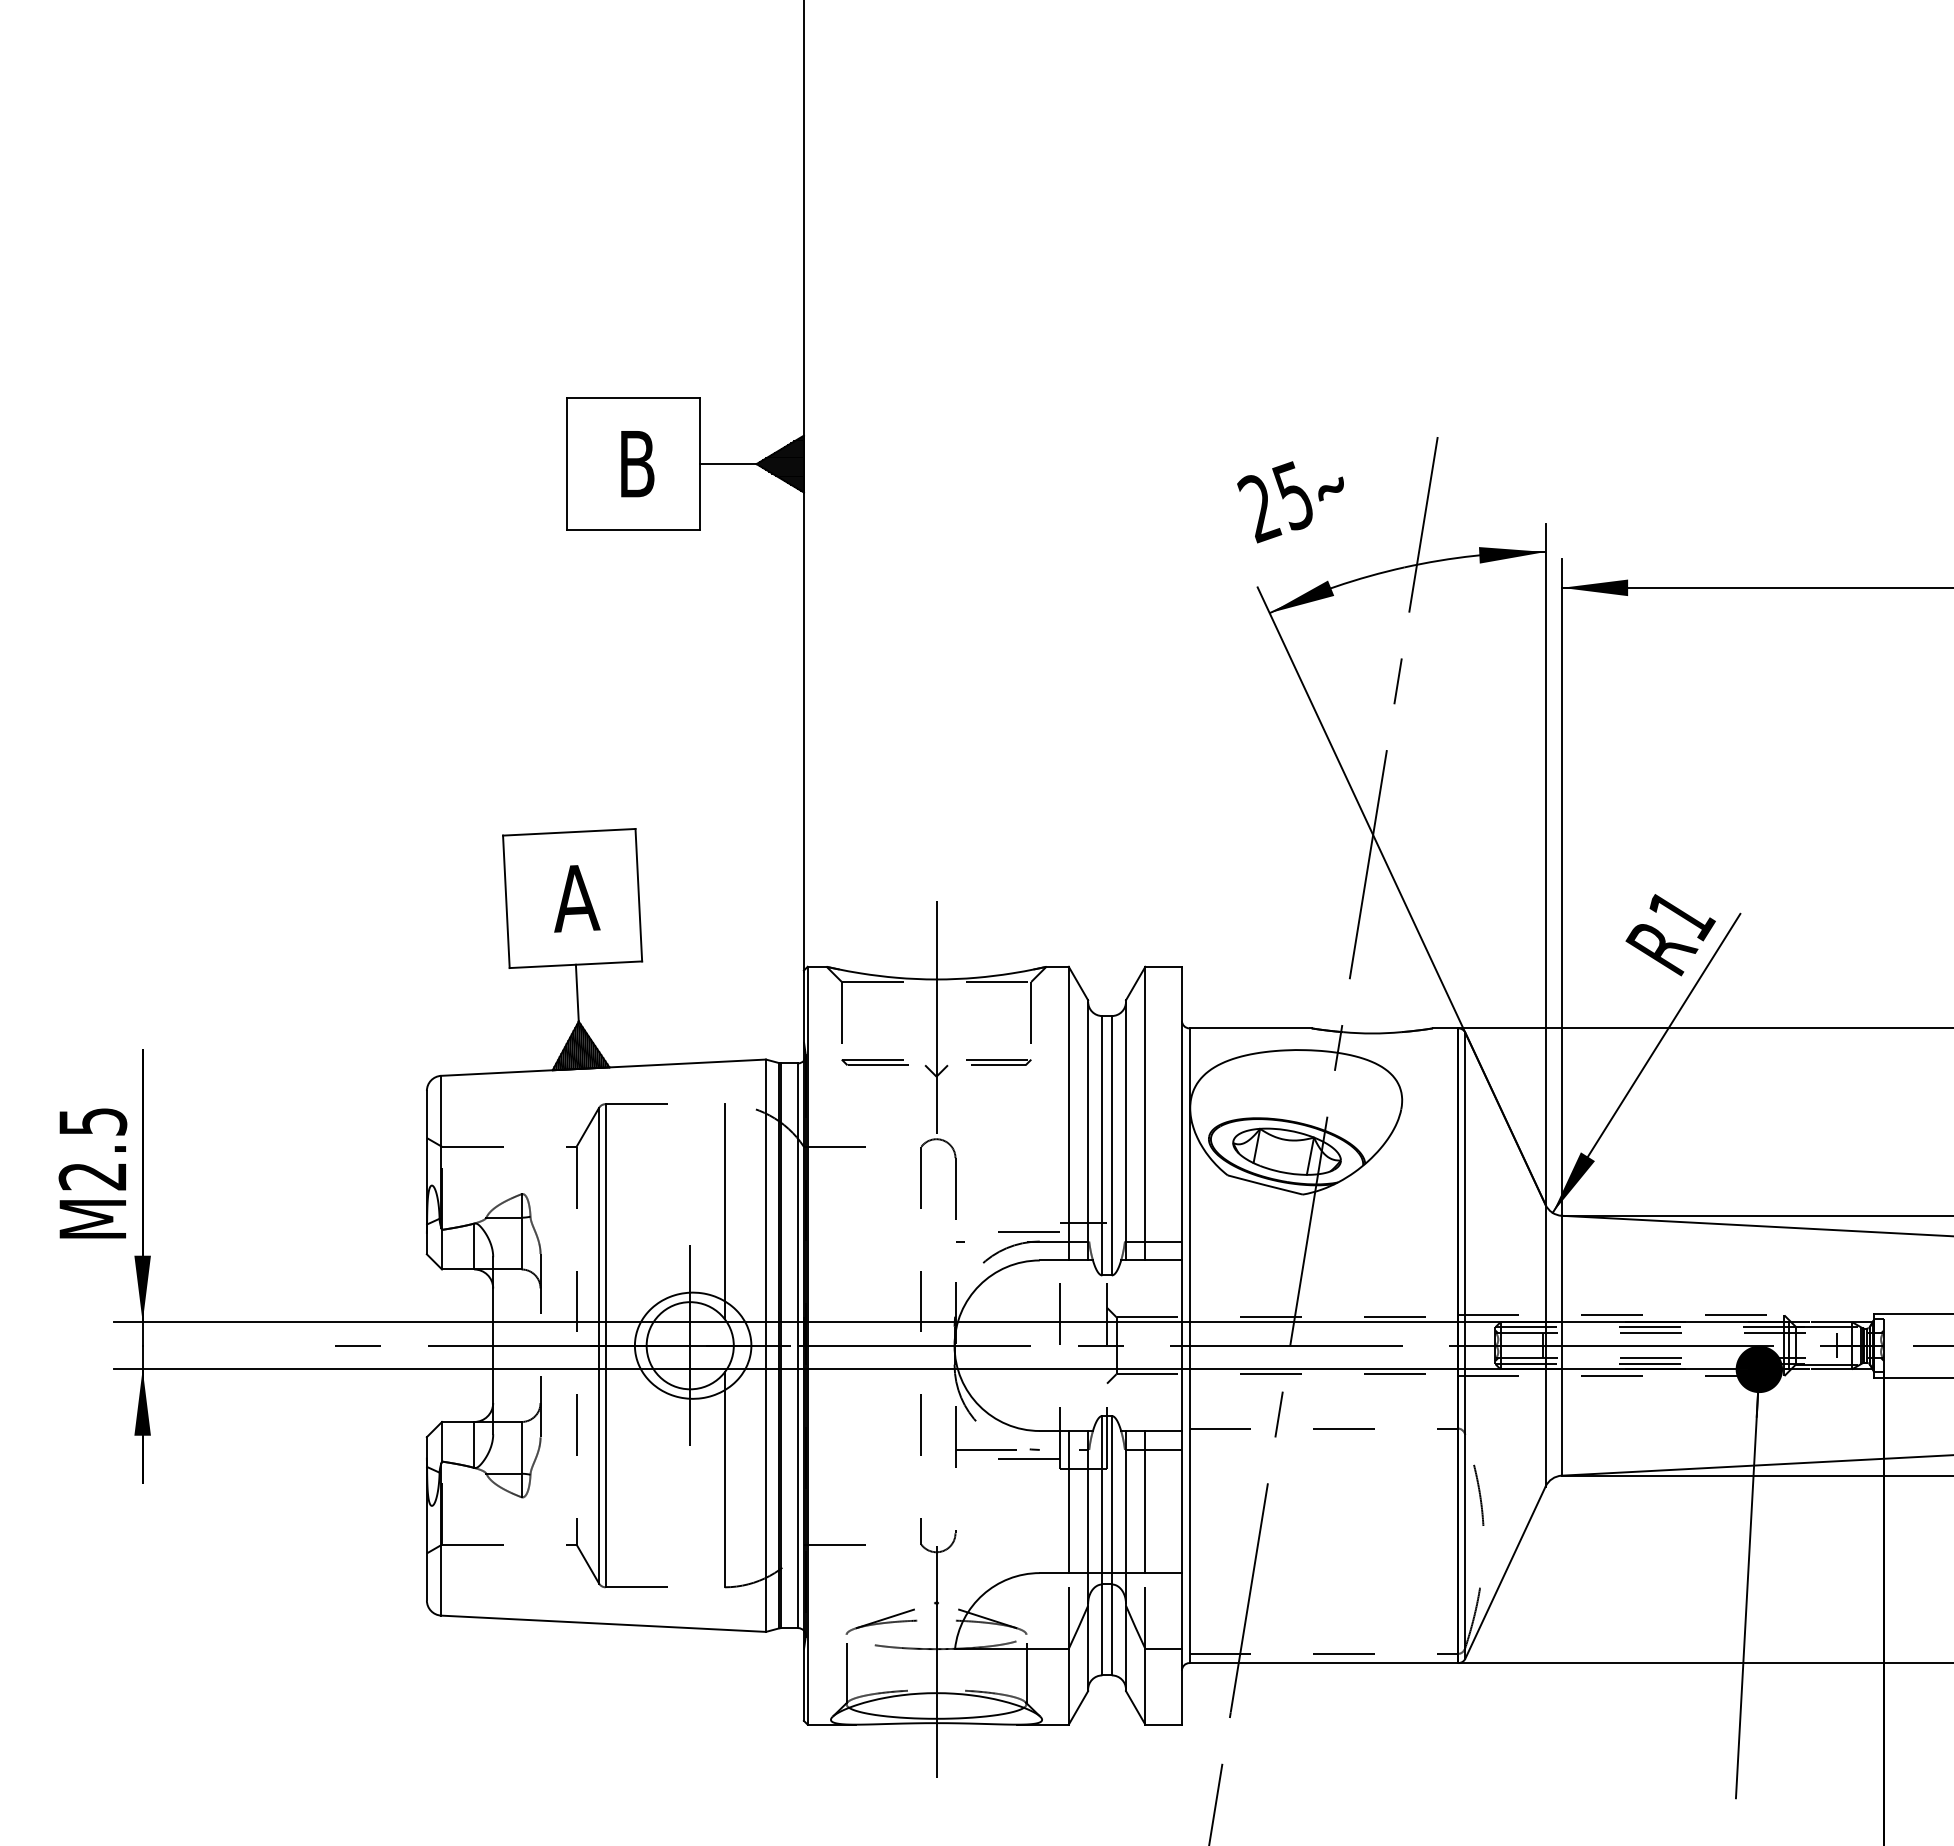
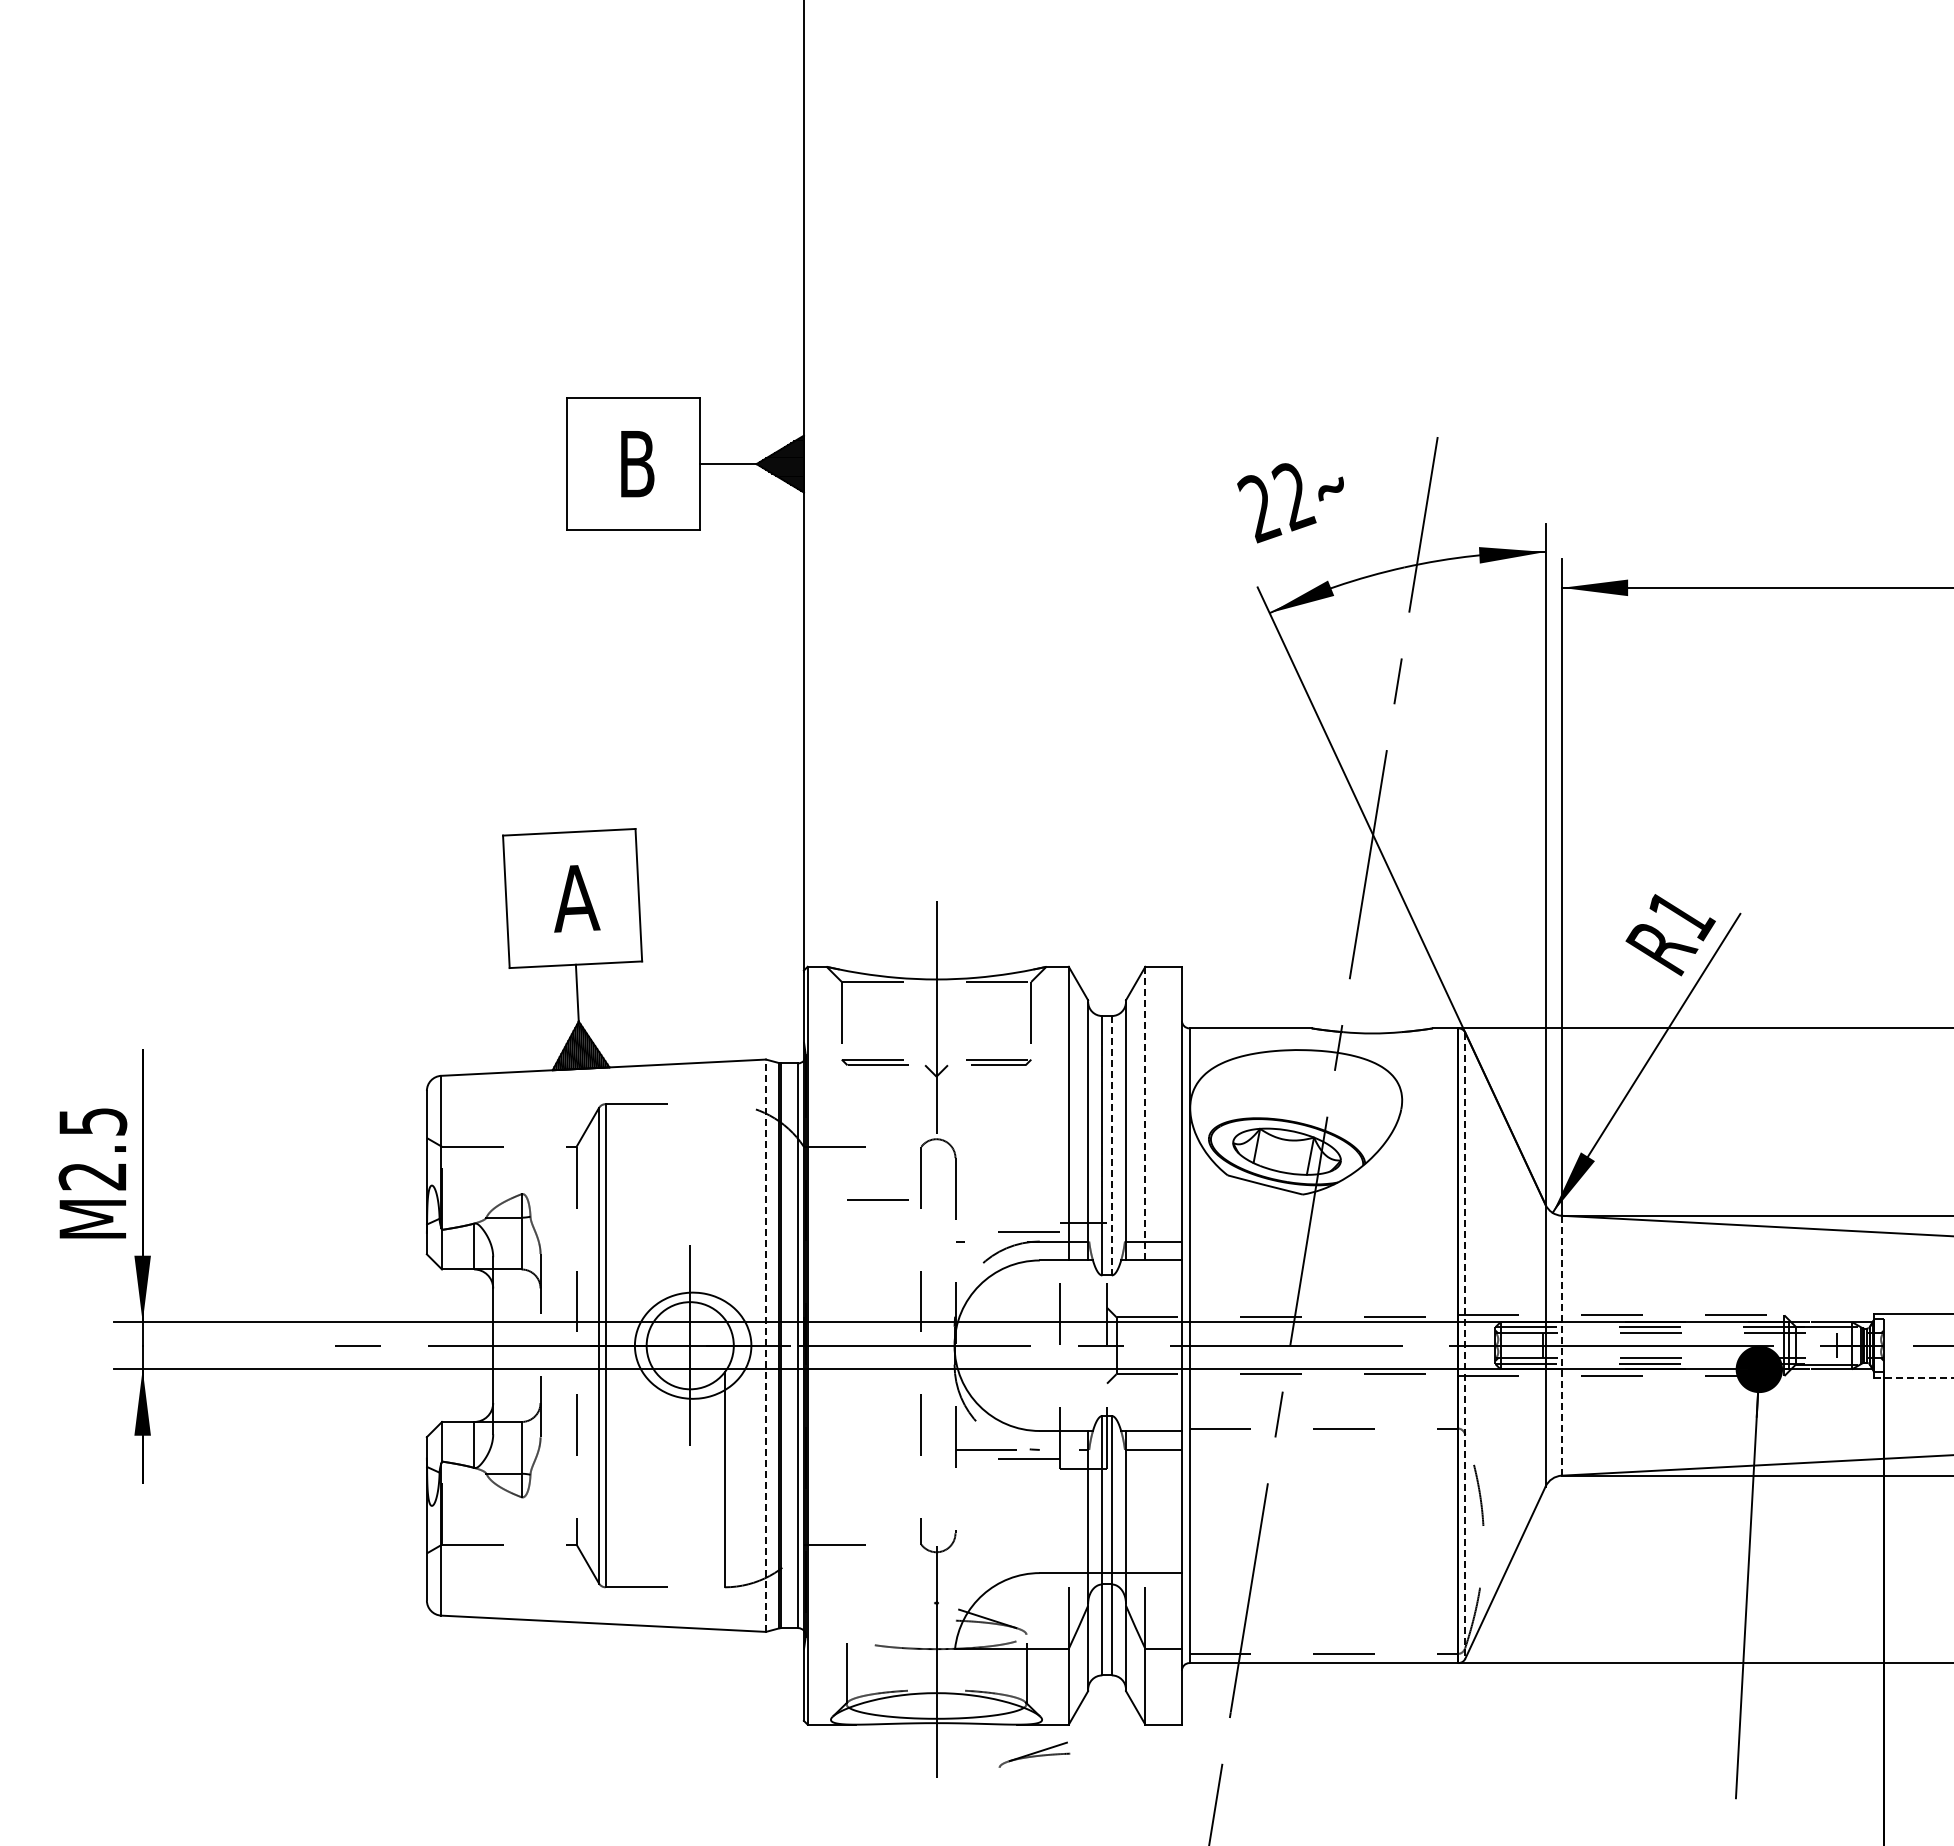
text: 25 -> 22 (1293, 496)
line: solid -> dashed (1145, 1113)
line: solid -> dashed (1111, 1145)
line: none -> present (877, 1199)
line: present -> none (724, 1211)
line: solid -> dashed (766, 1345)
line: solid -> dashed (1465, 1345)
line: solid -> dashed (1561, 1345)
line: solid -> dashed (1914, 1377)
line: present -> none (1068, 1502)
line: present -> none (1145, 1502)
part position: (881, 1621) -> (1034, 1754) (1034, 1754)
